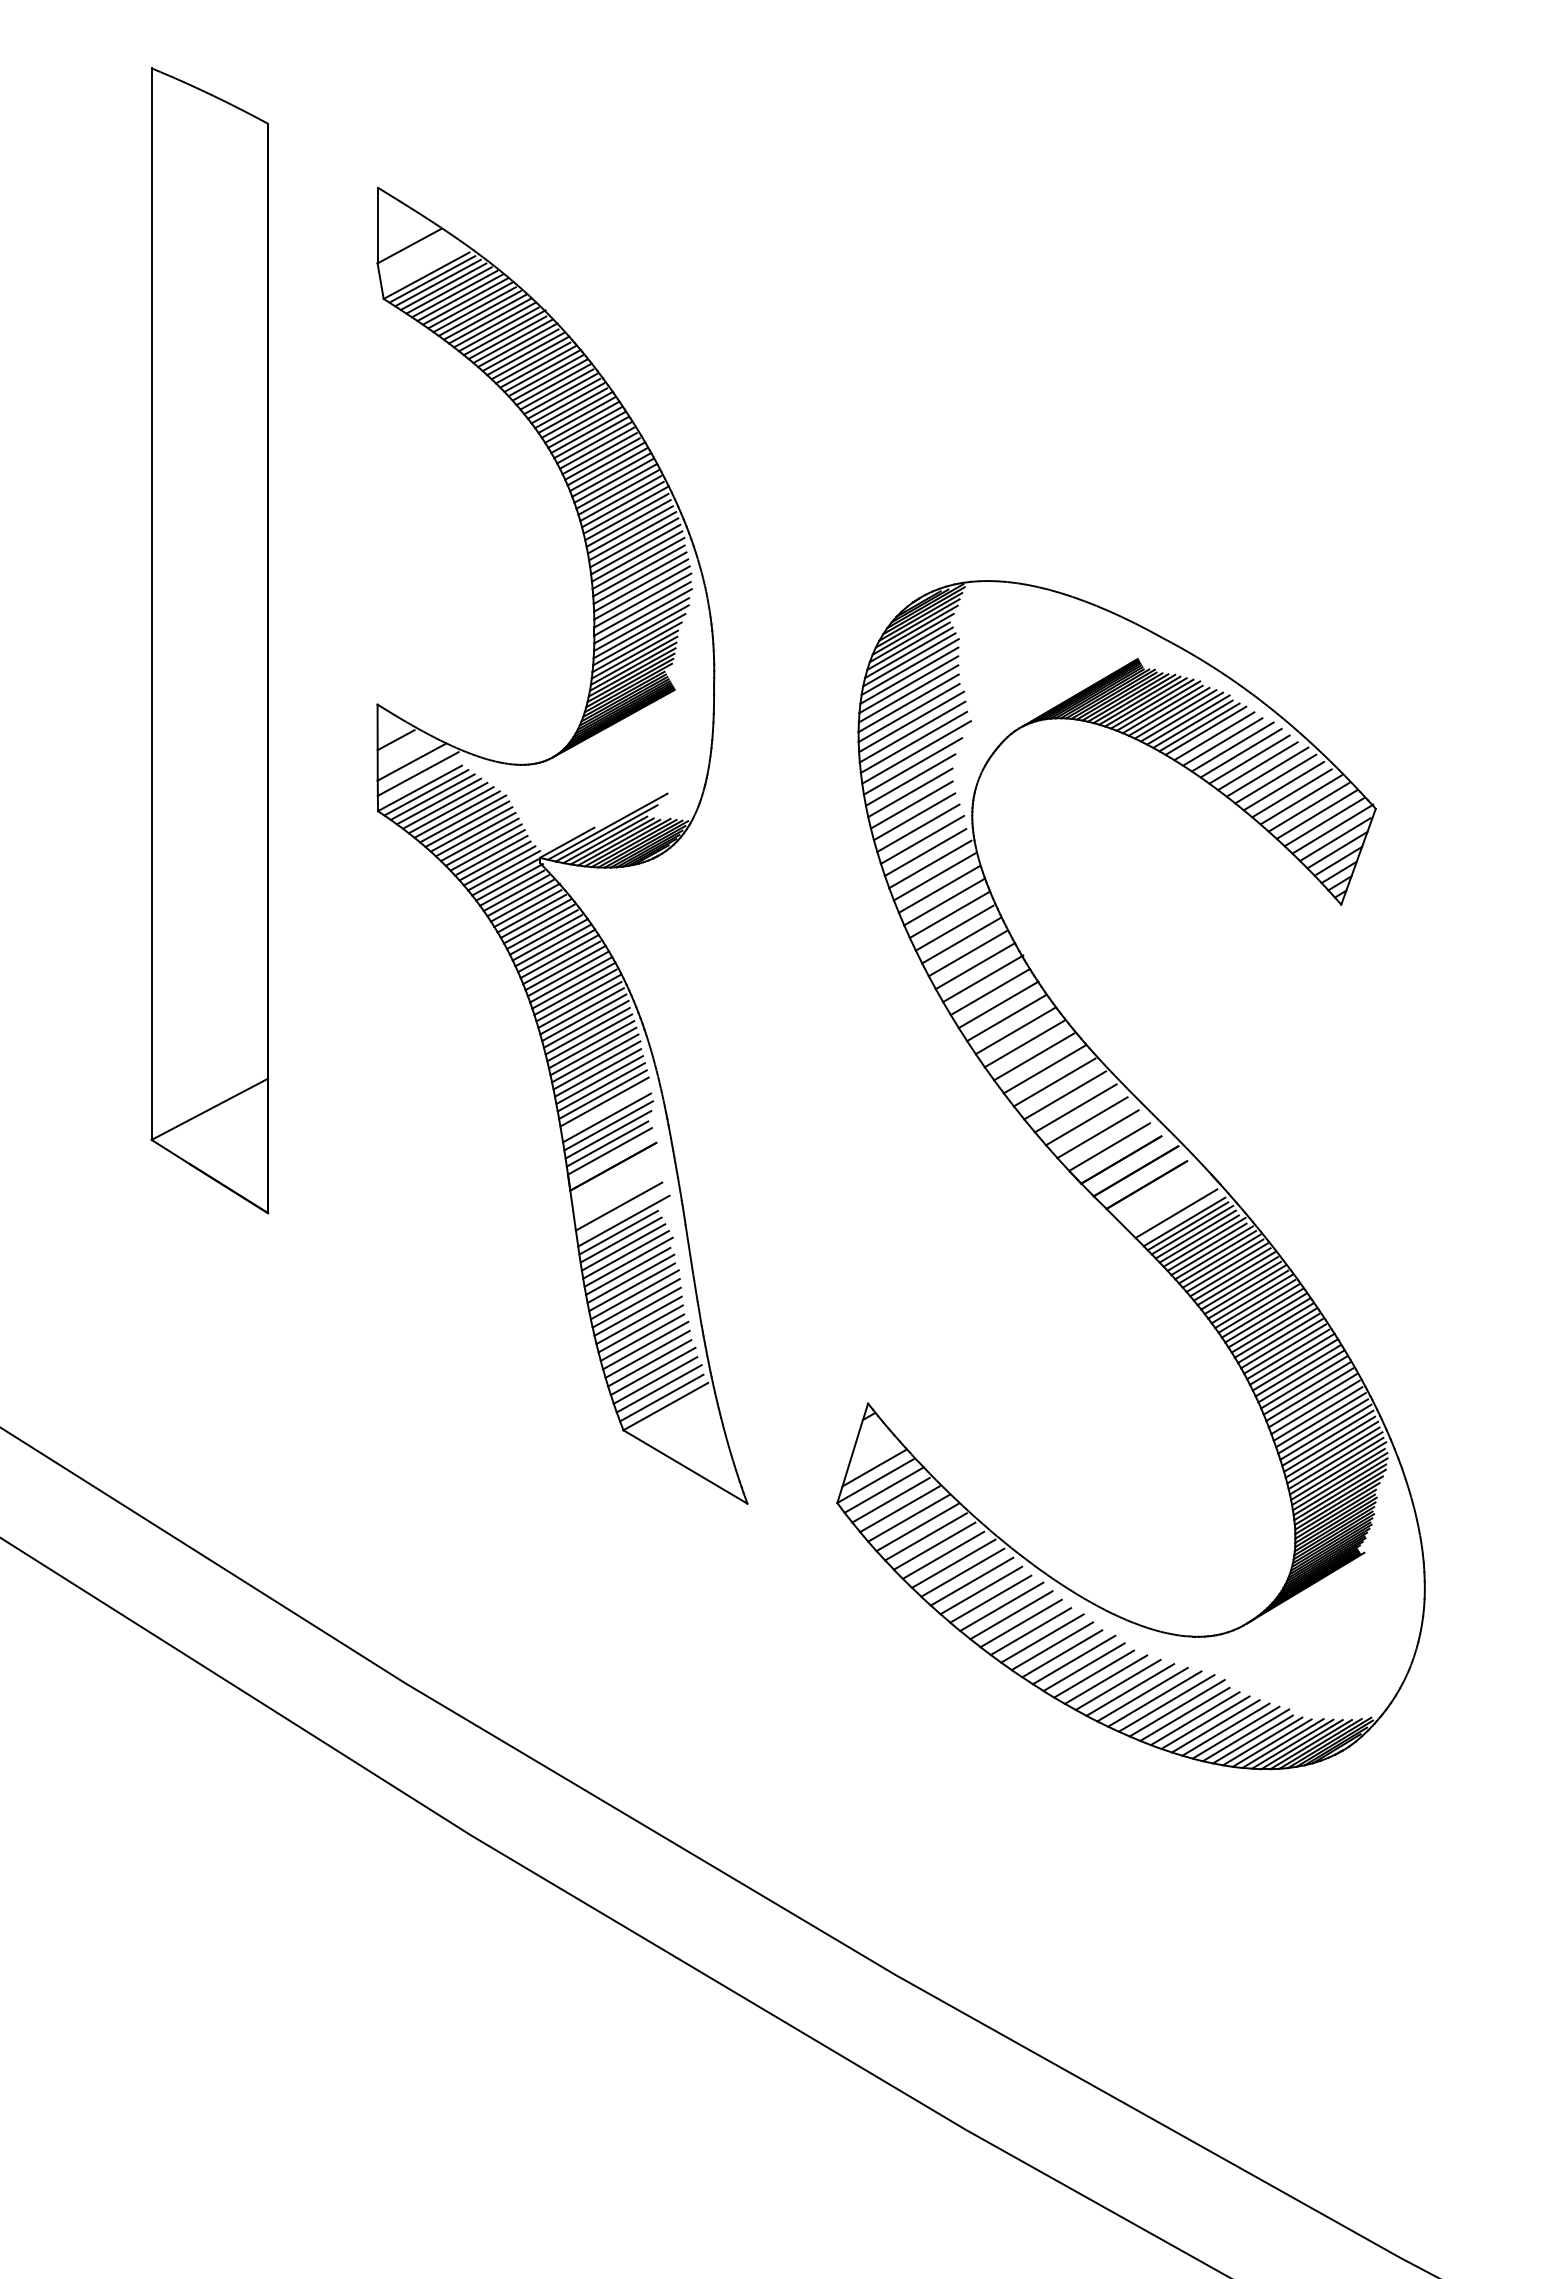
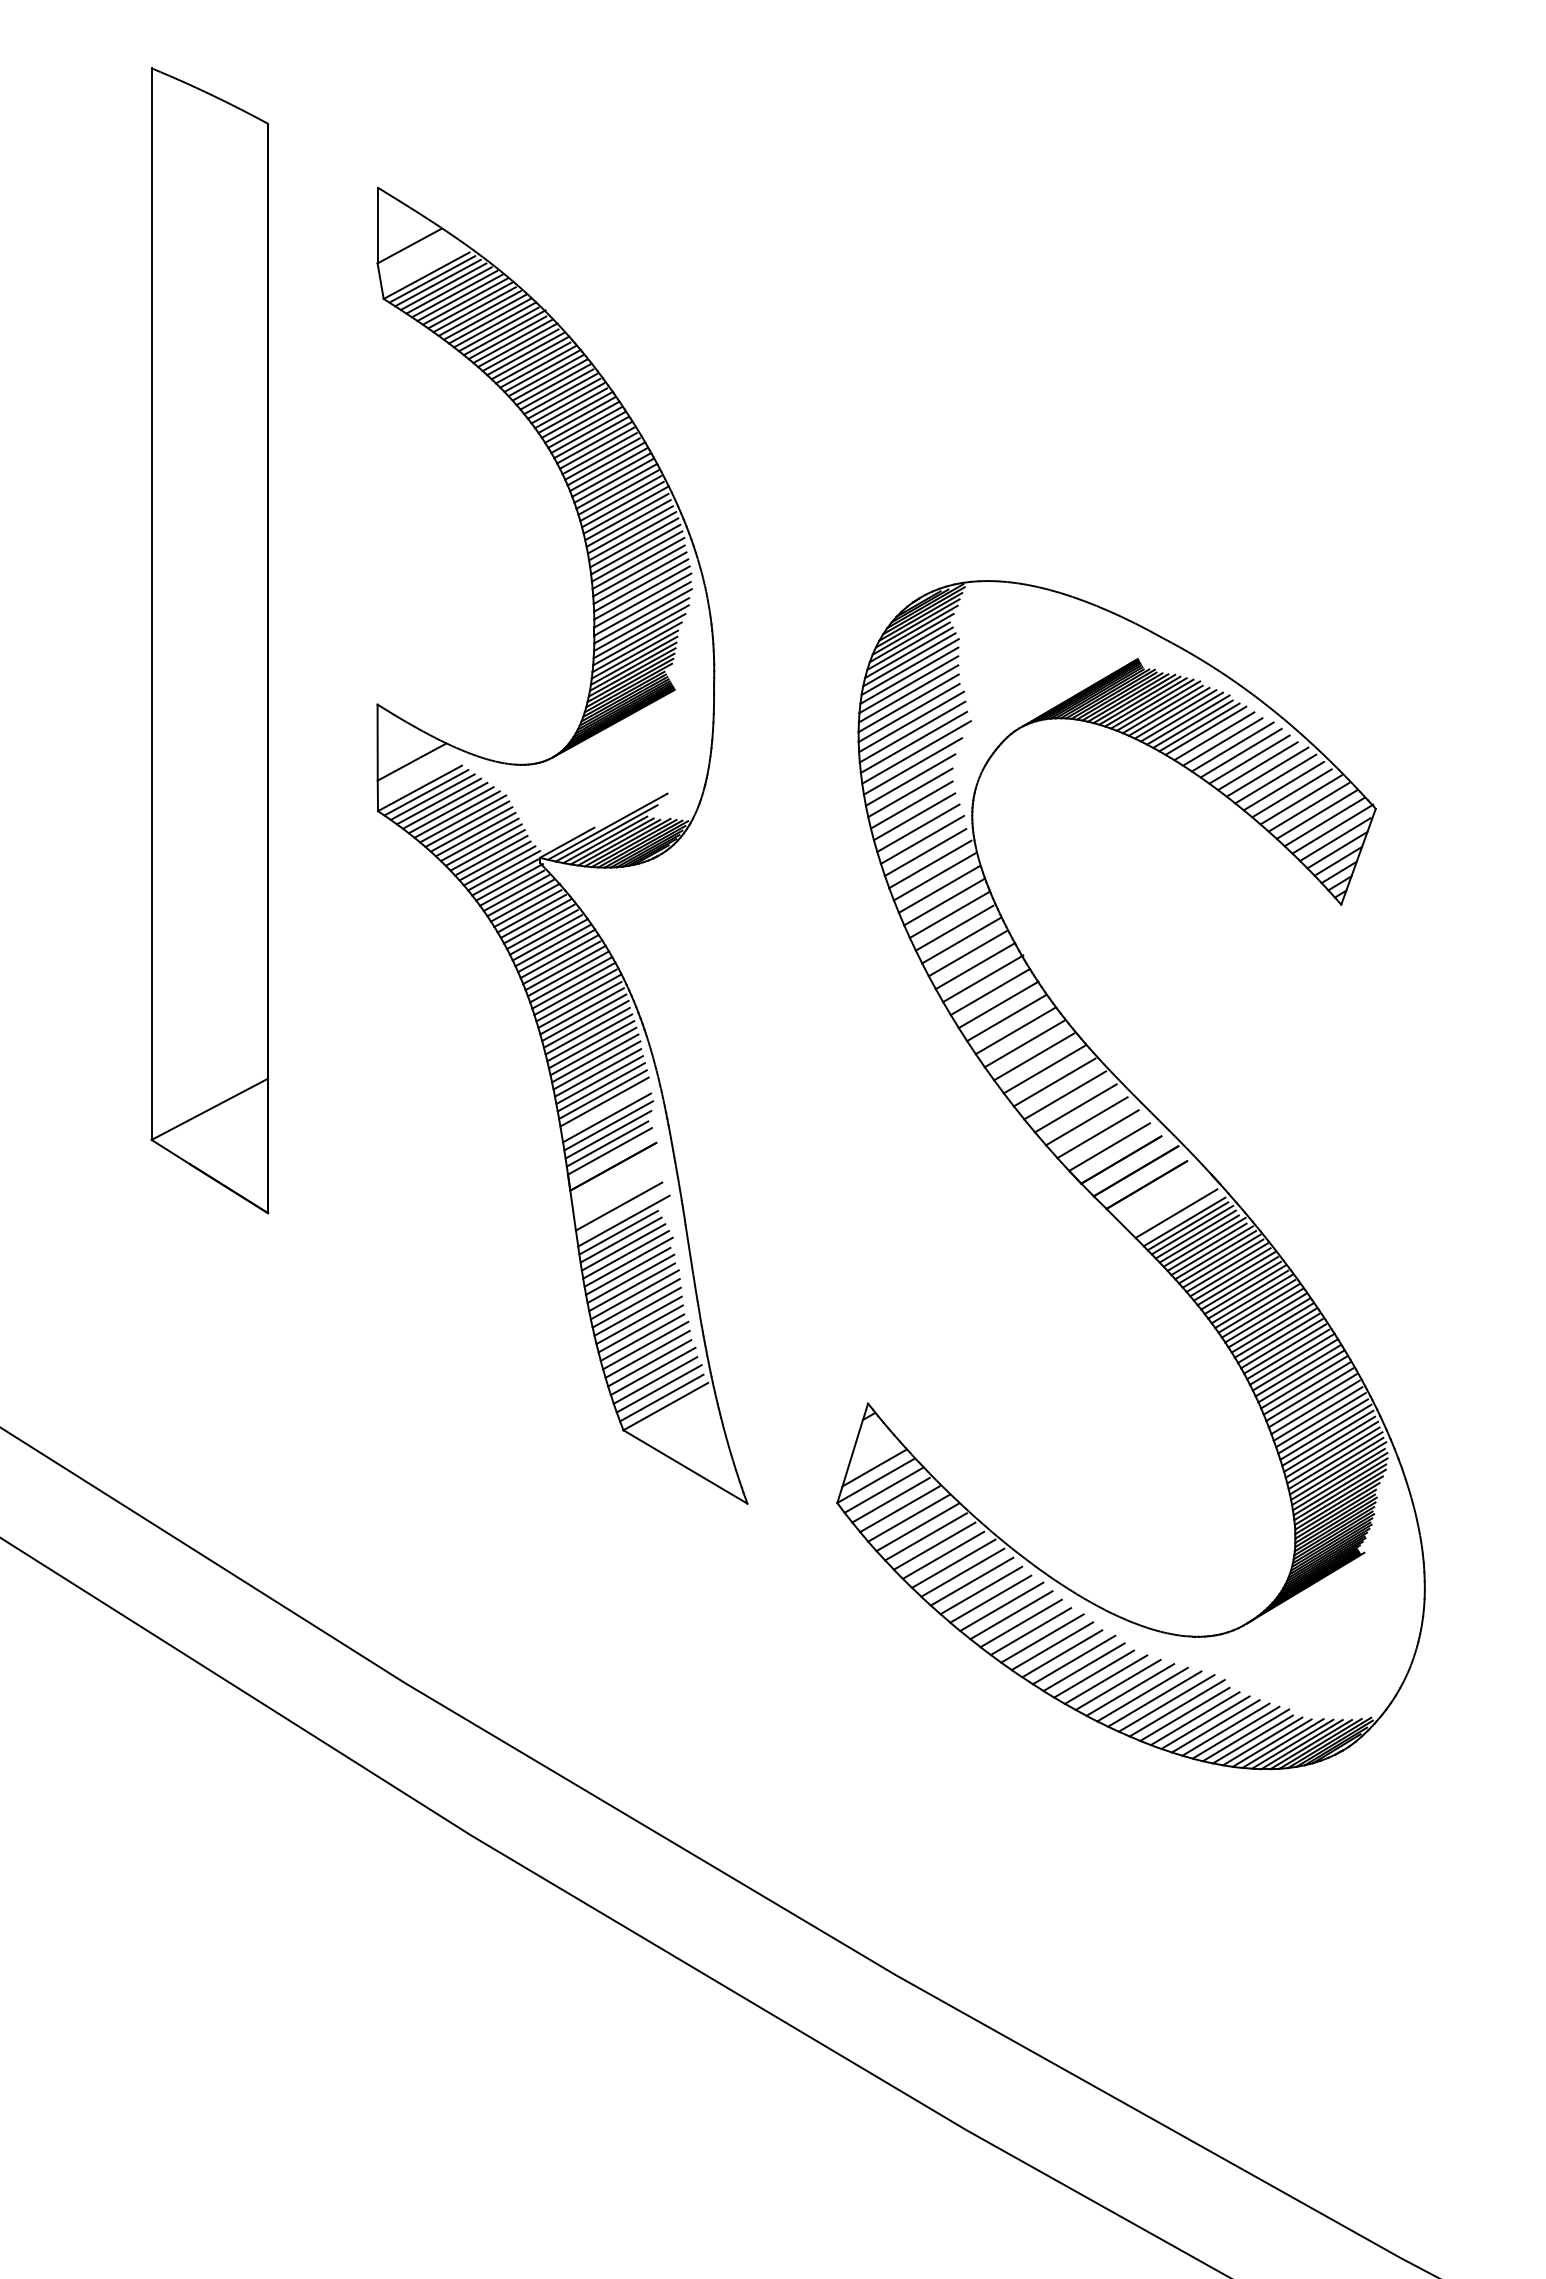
line: present -> none (395, 740)
line: present -> none (417, 773)
